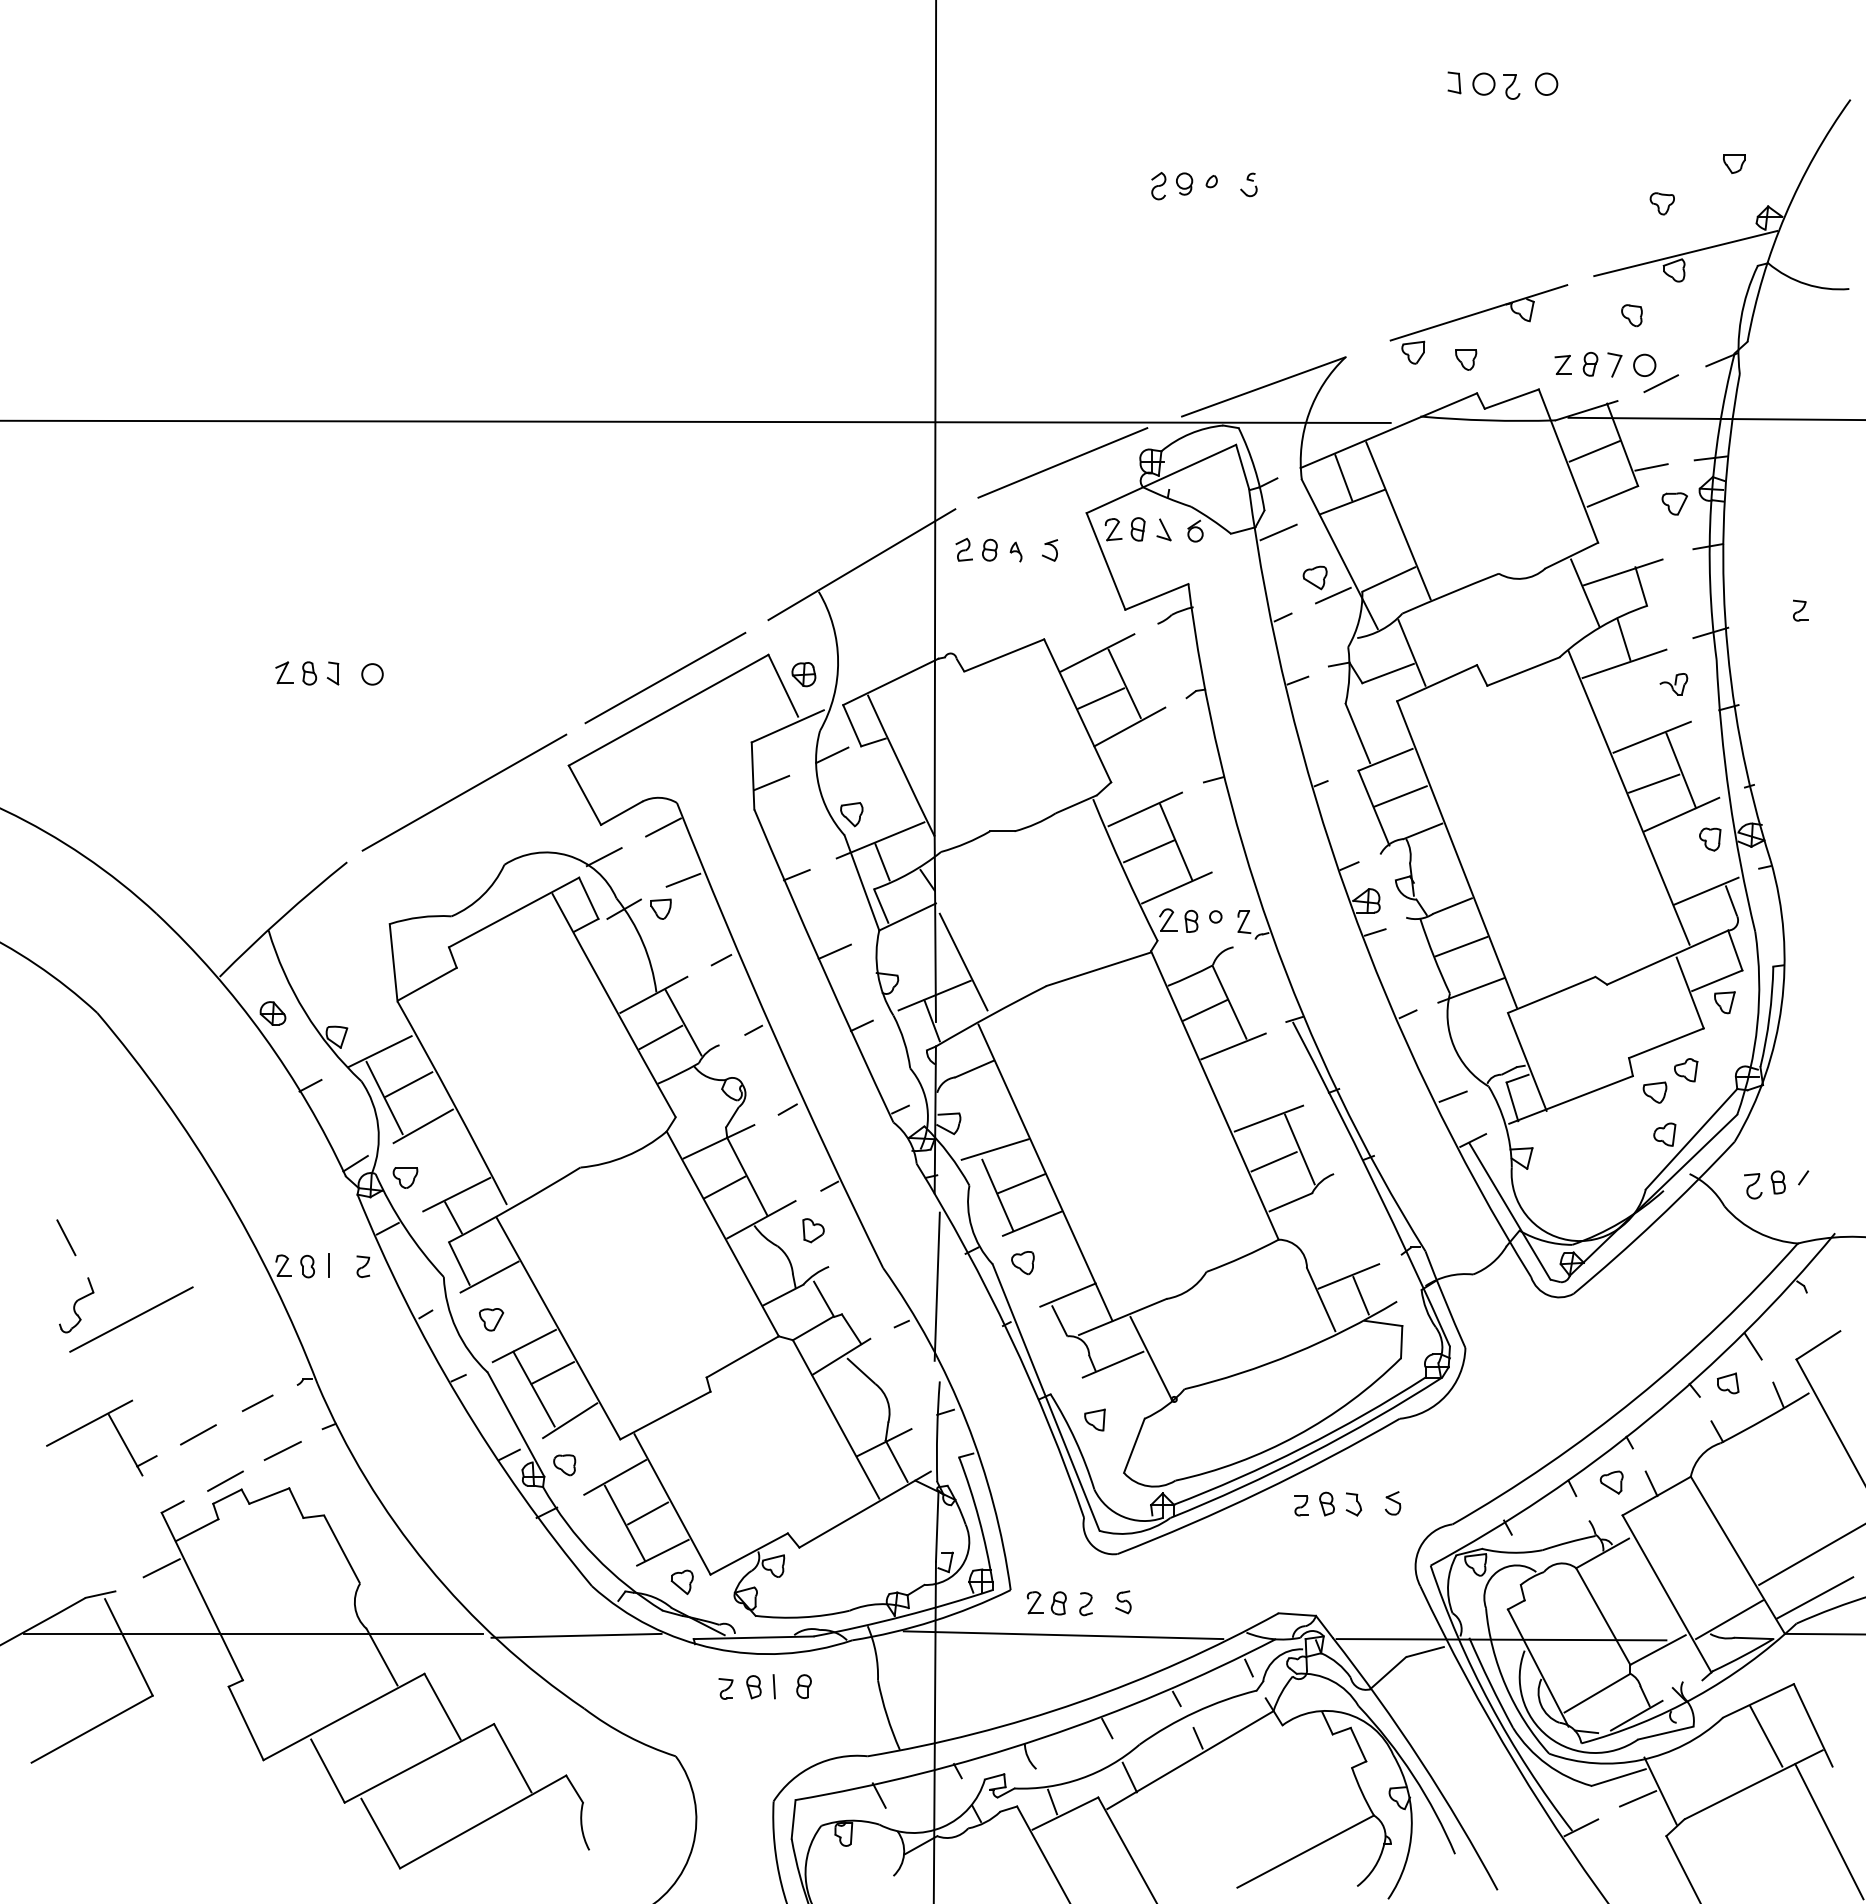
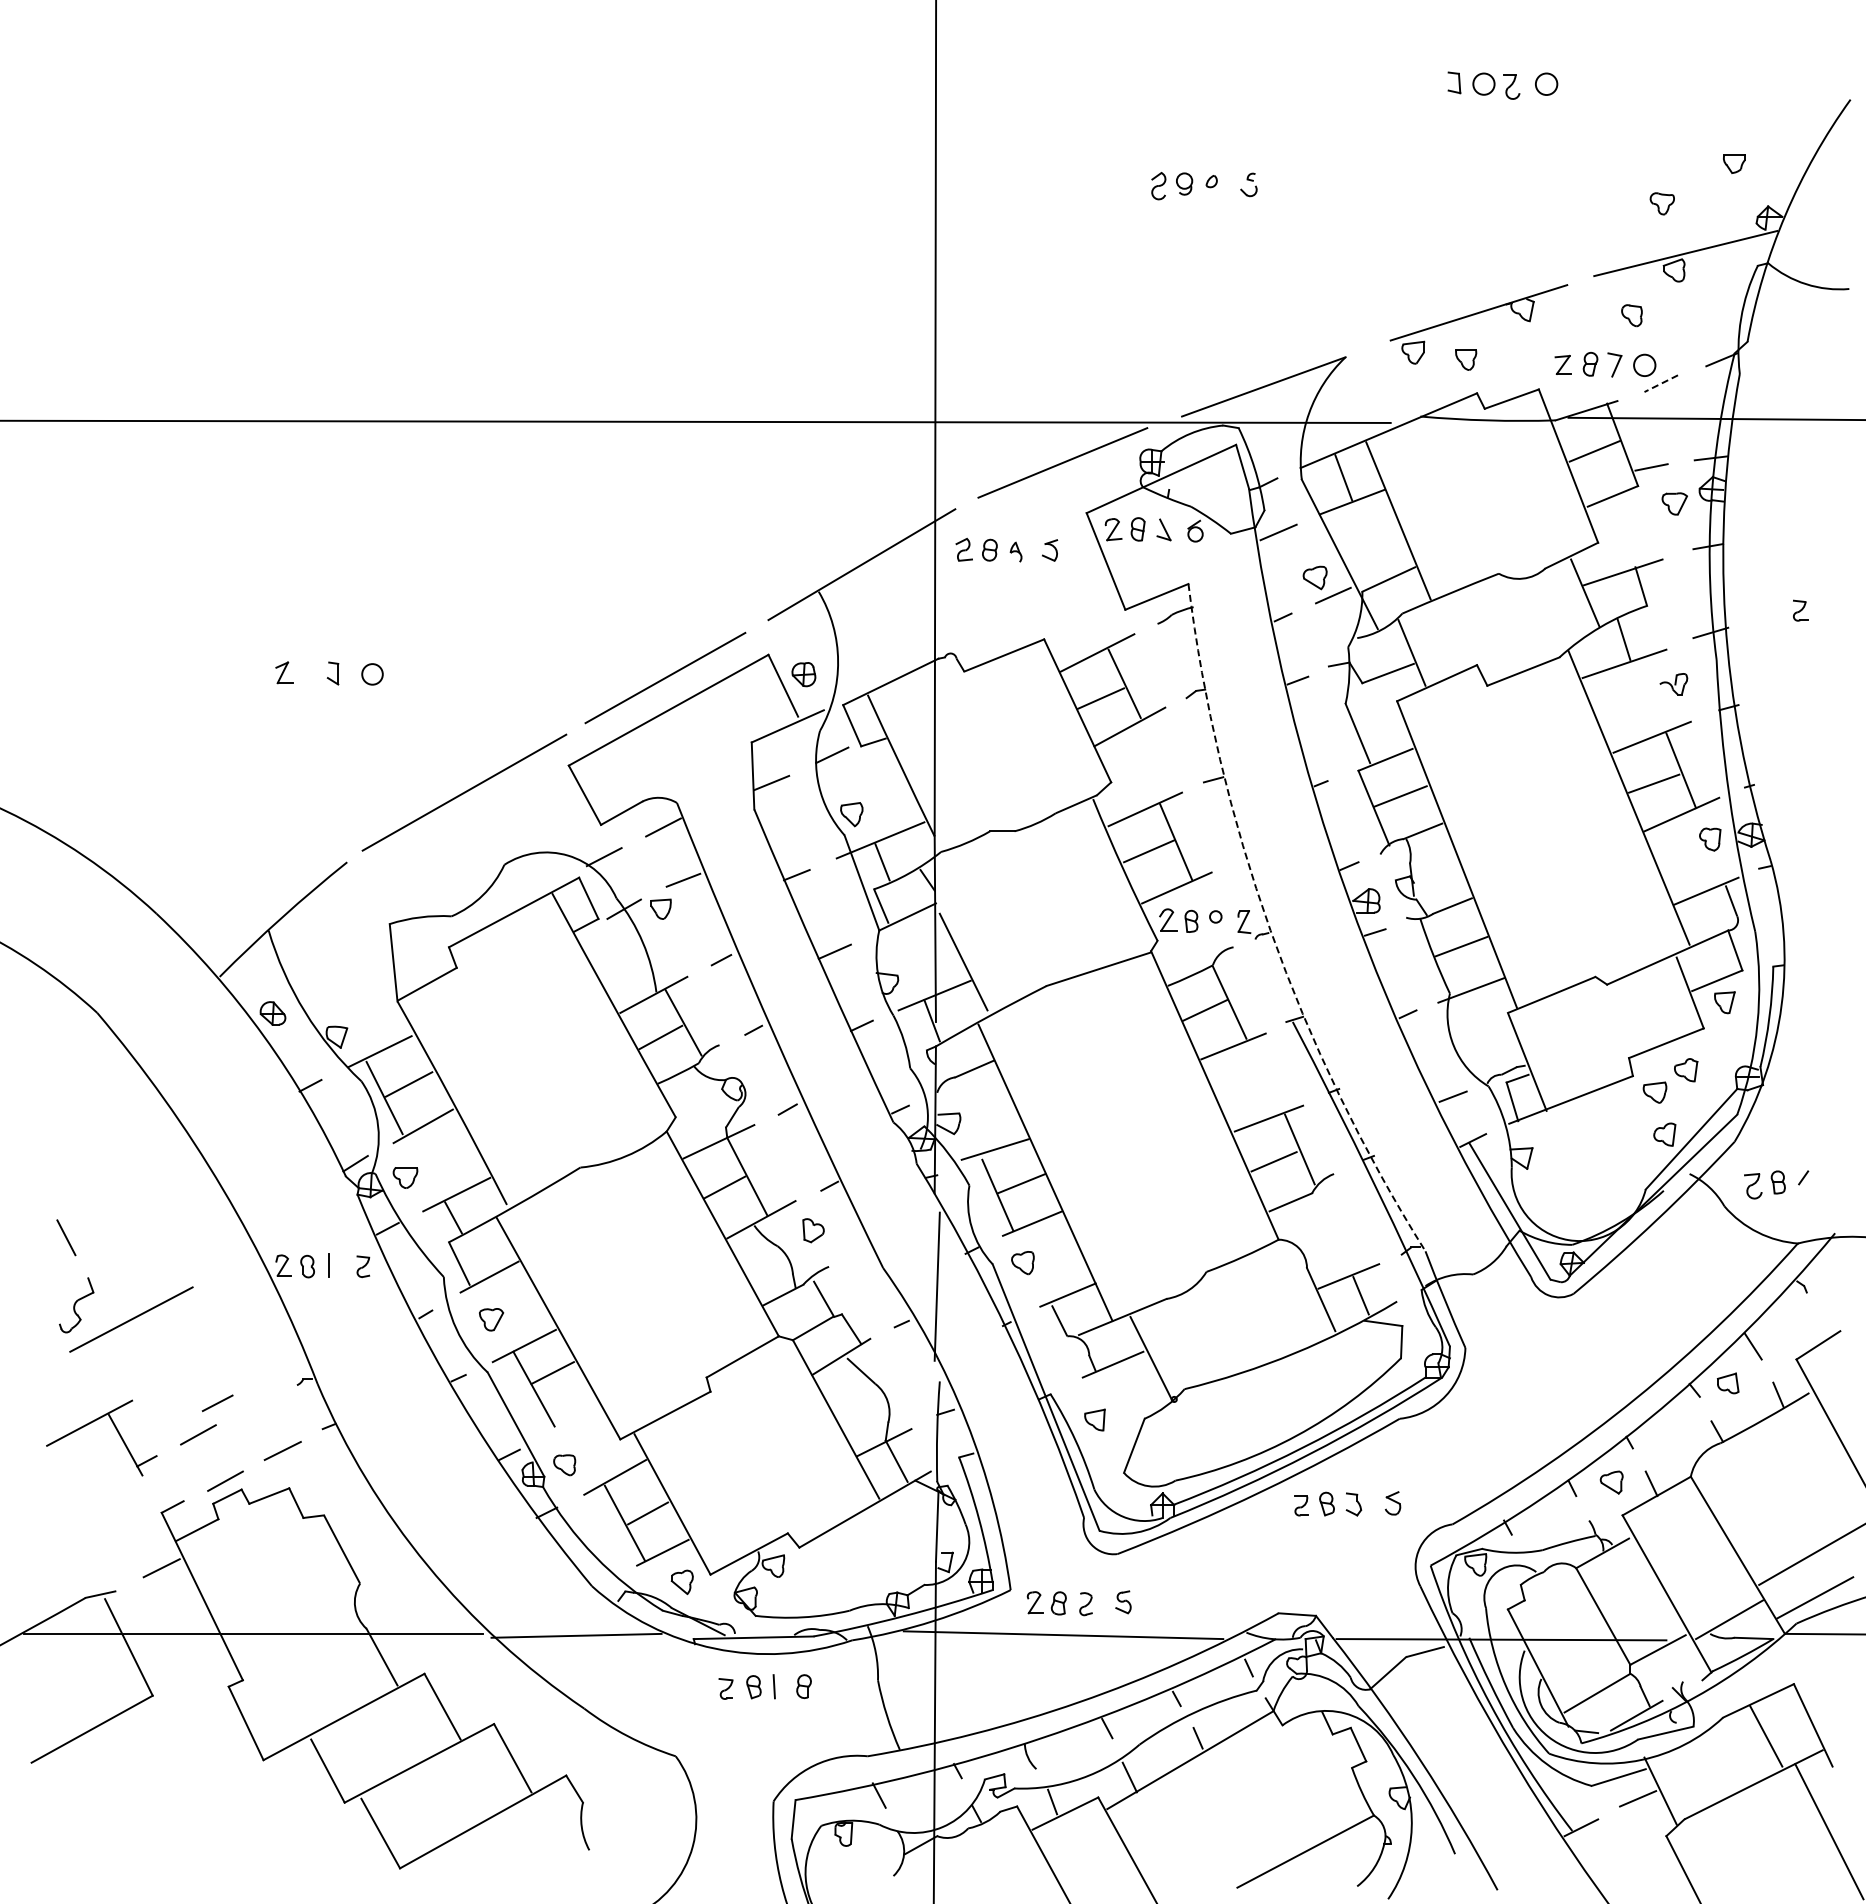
line: solid -> dashed (1661, 383)
part: present -> none (309, 673)
arc: solid -> dashed (1270, 930)
line position: (257, 1403) -> (217, 1403) (217, 1403)
line: present -> none (570, 1420)
